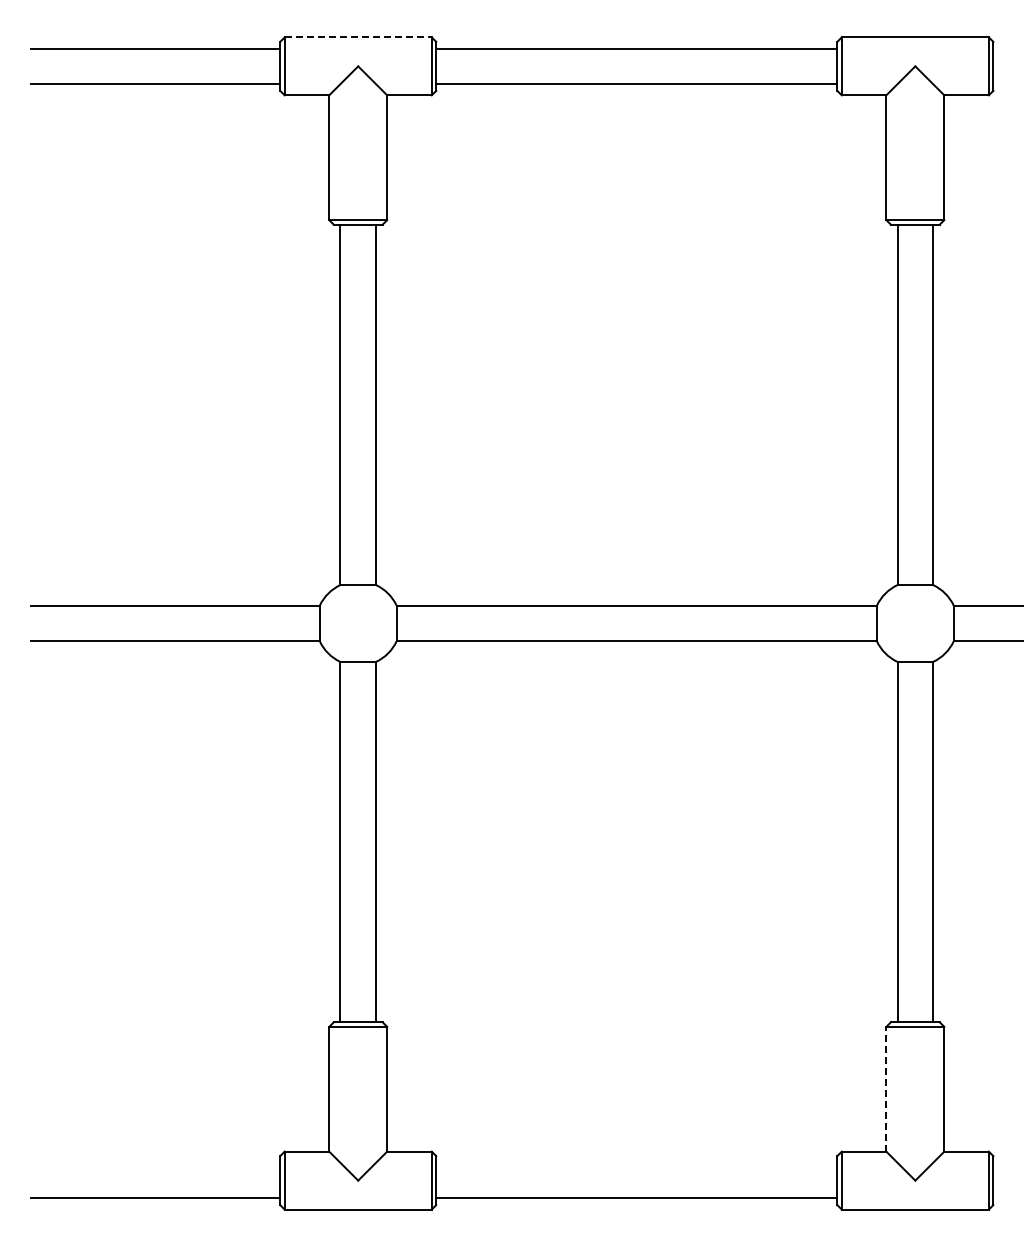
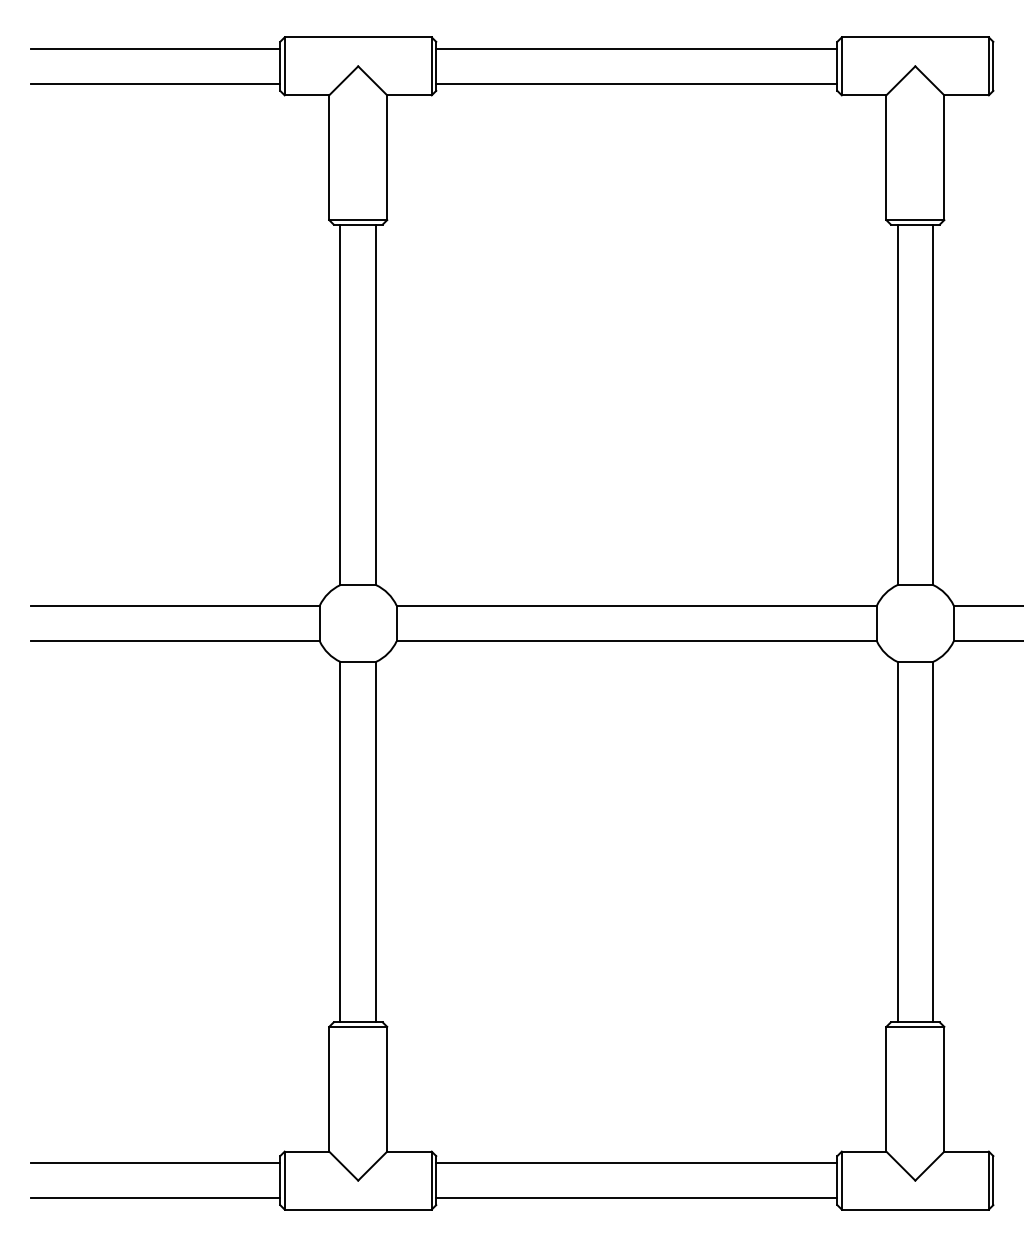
line: dashed -> solid (358, 37)
line: dashed -> solid (886, 1088)
line: none -> present (155, 1162)
line: none -> present (636, 1162)
